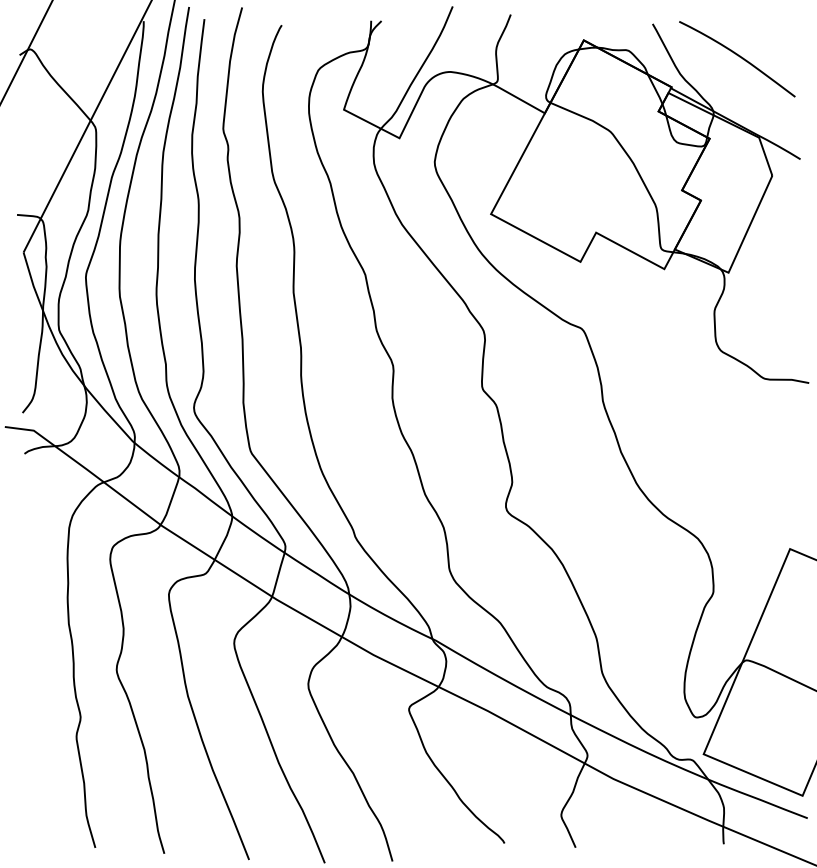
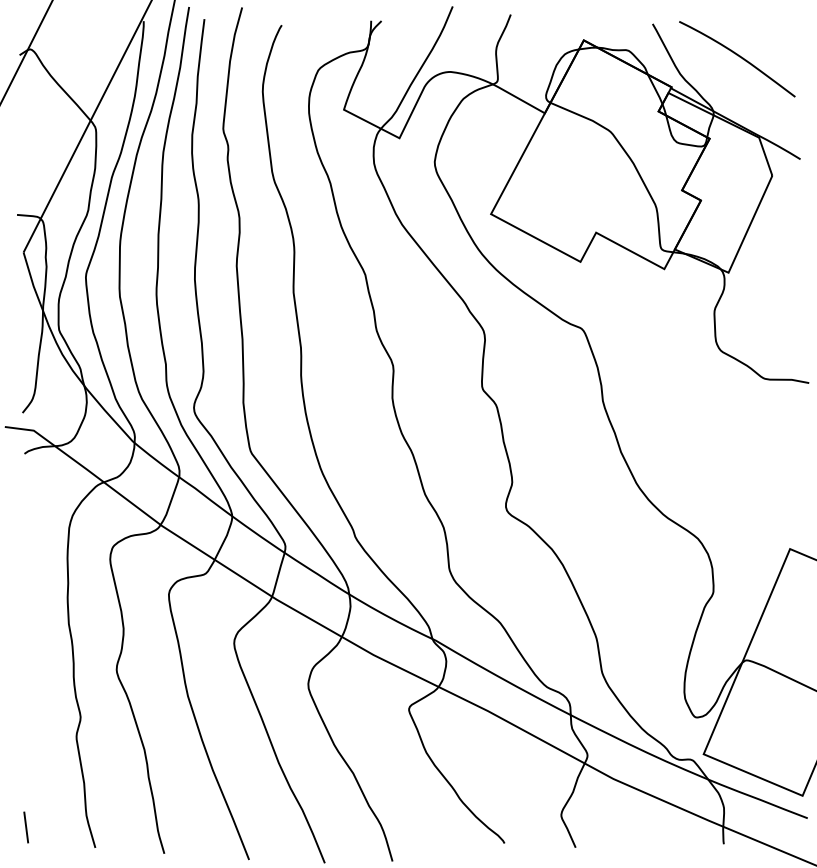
line: none -> present (25, 827)
